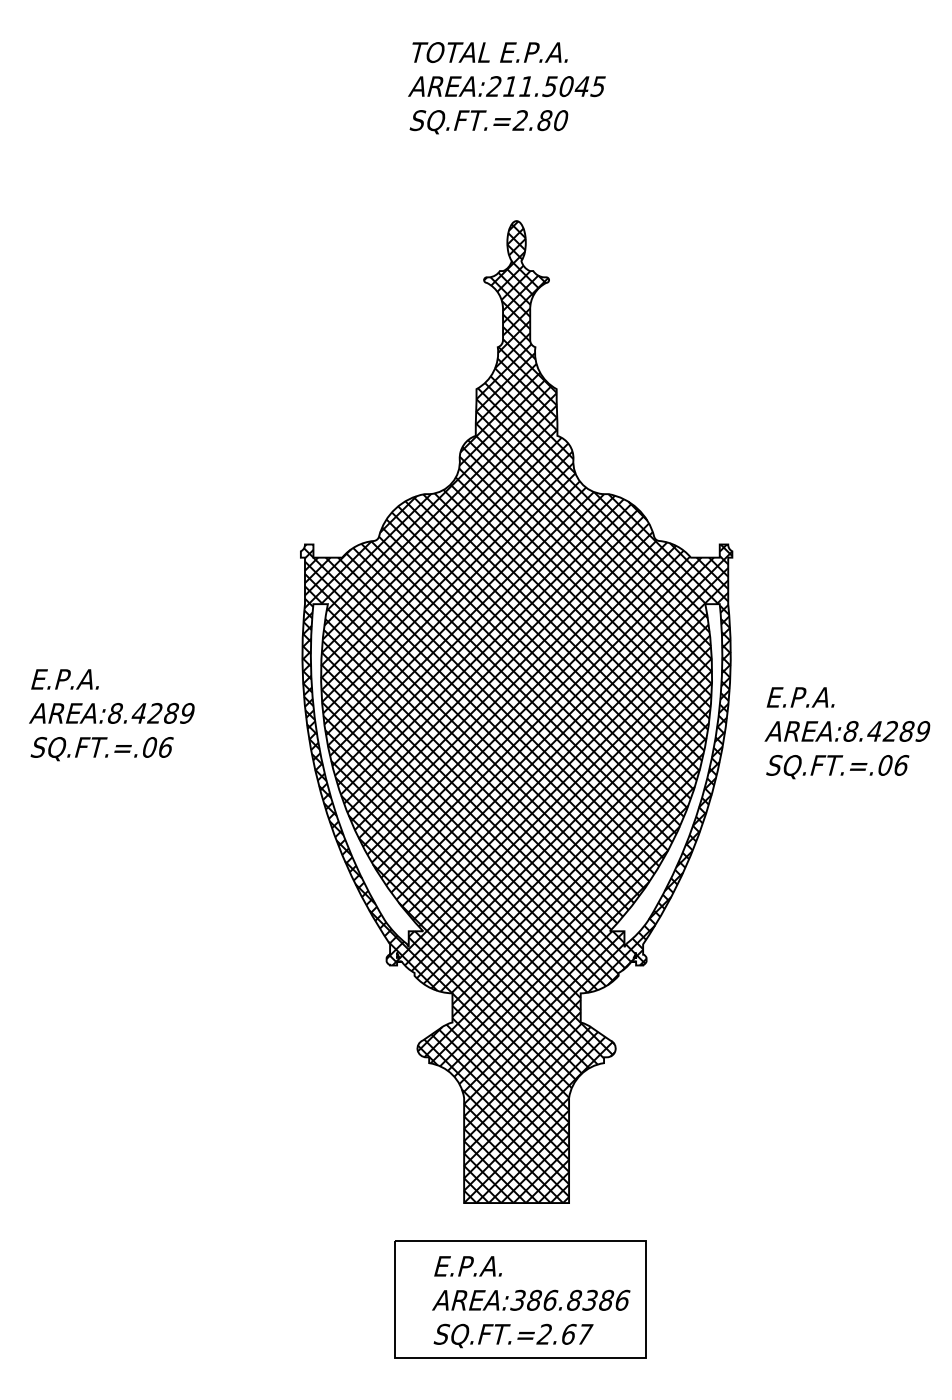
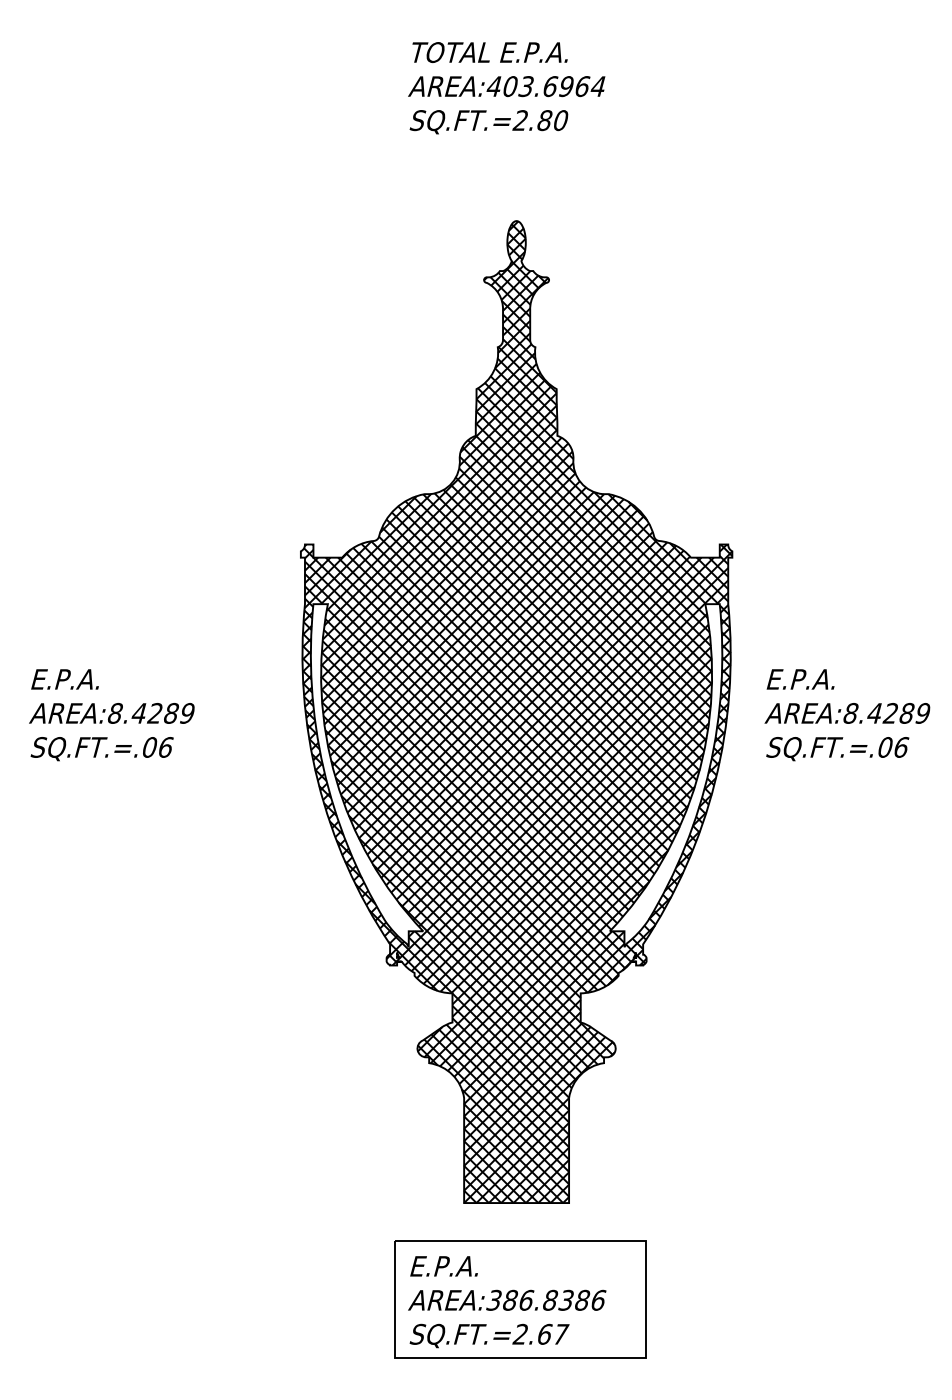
text: AREA:211.5045 -> AREA:403.6964 (545, 86)
text position: (847, 733) -> (847, 715) (847, 715)
text position: (531, 1302) -> (507, 1302) (507, 1302)
